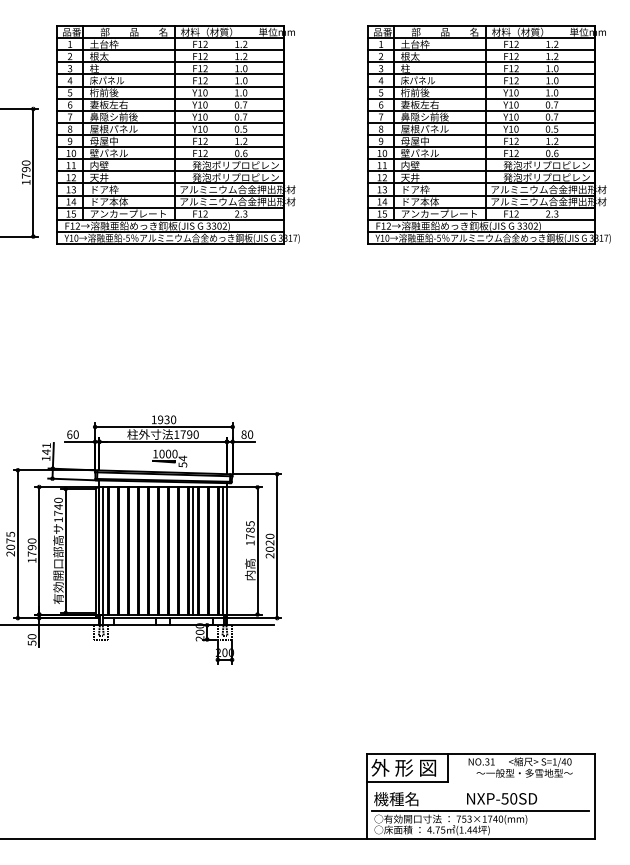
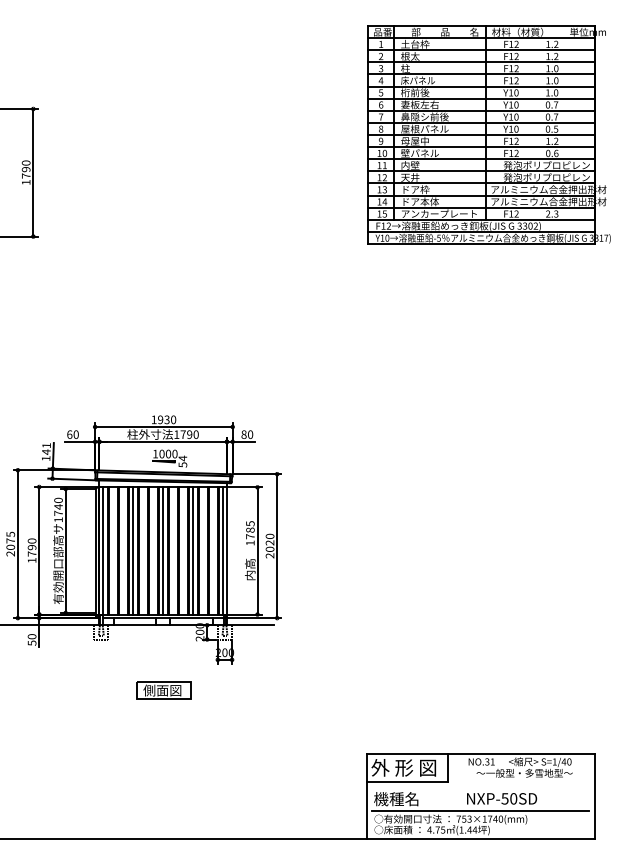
part: present -> none (177, 134)
line: none -> present (133, 550)
line: none -> present (163, 550)
part: none -> present (163, 690)
